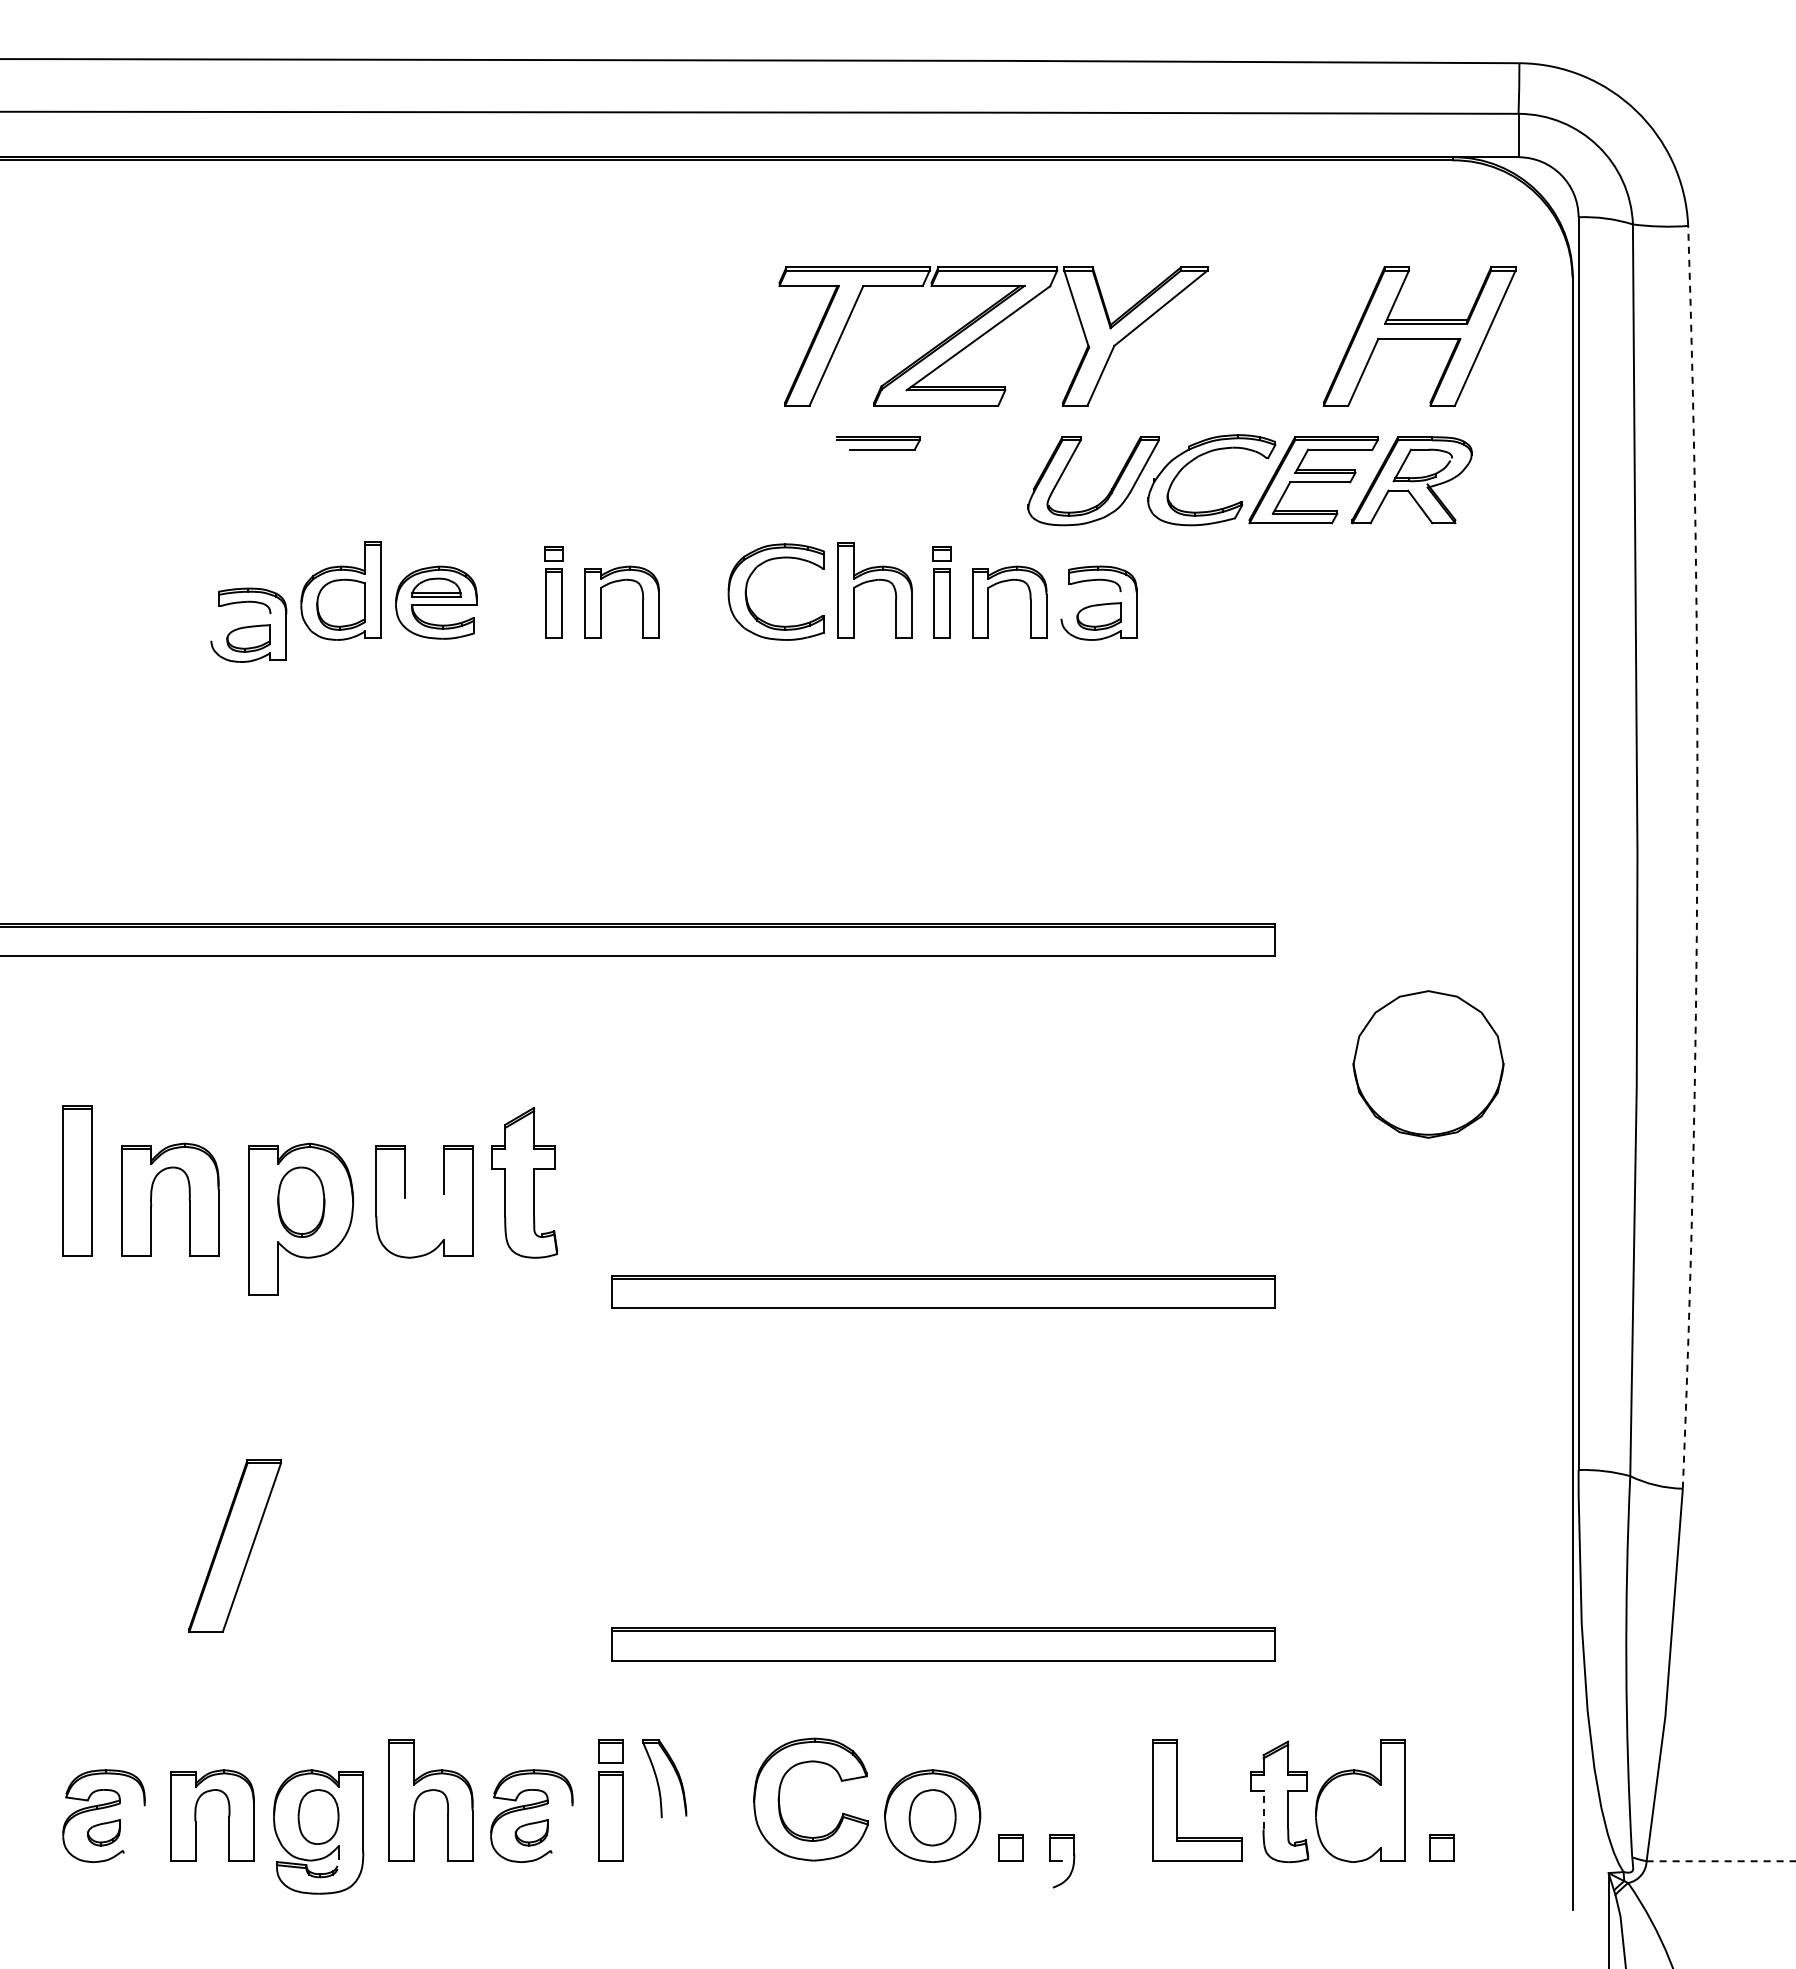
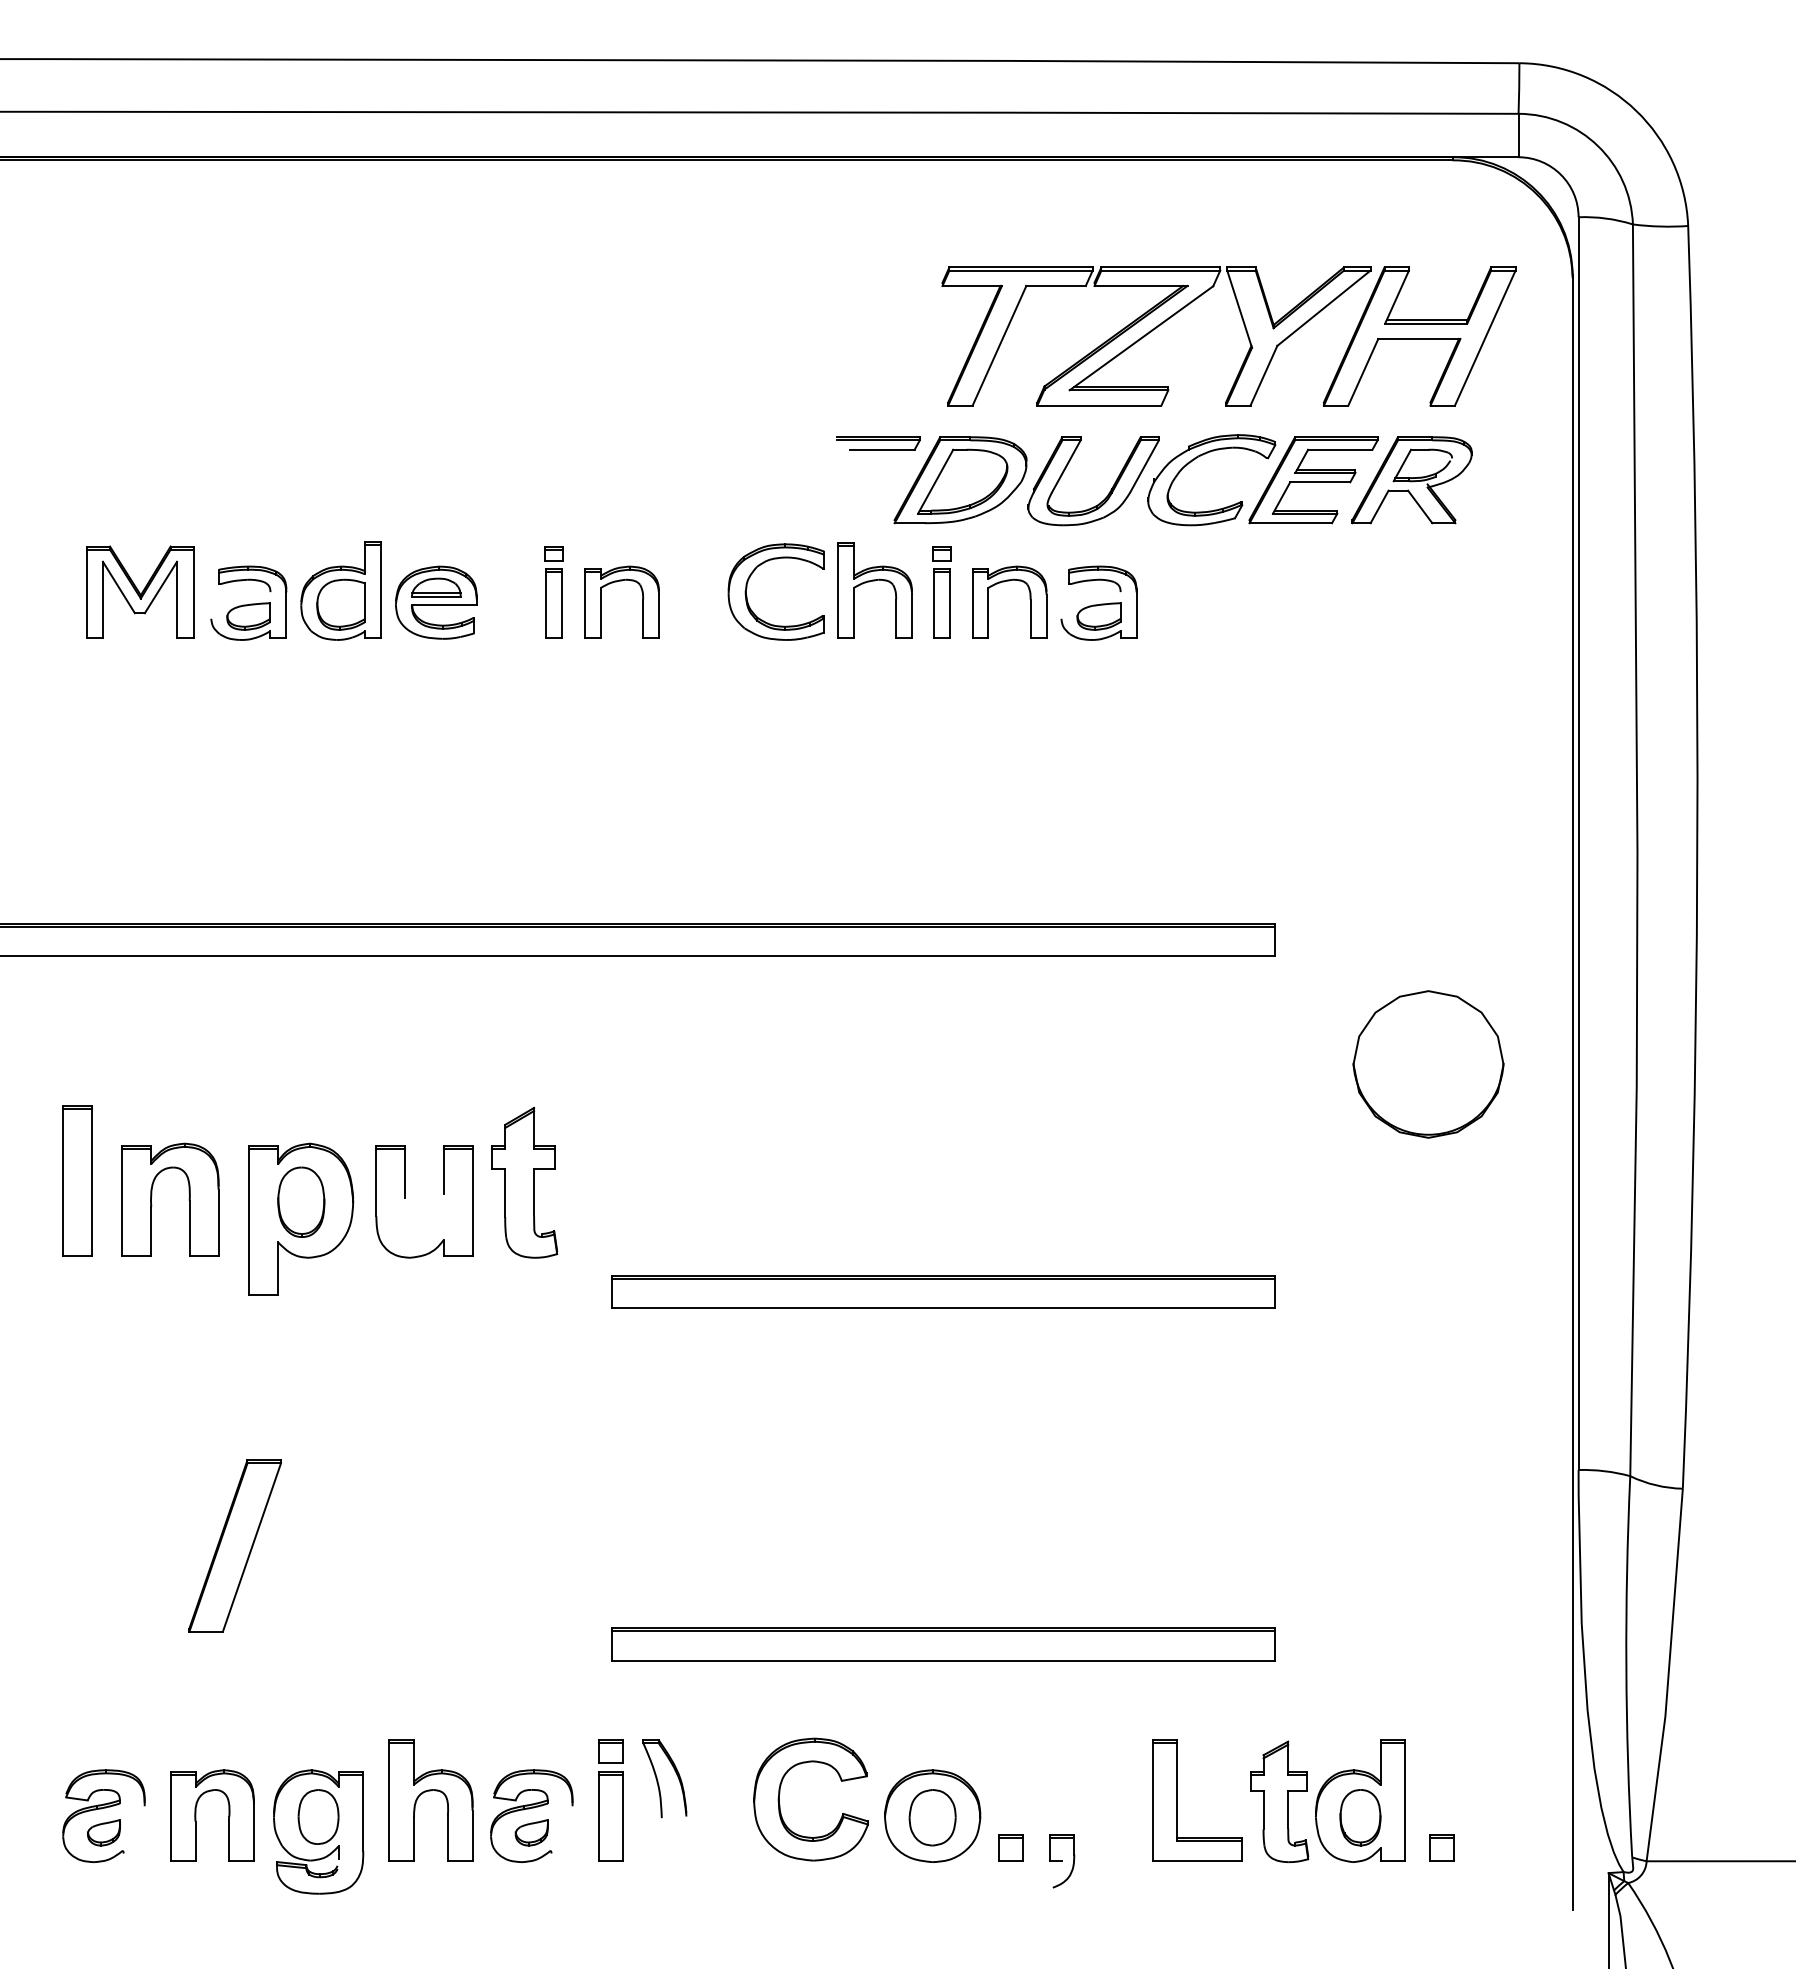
part position: (989, 331) -> (1152, 331) (1152, 331)
part: none -> present (960, 480)
part: none -> present (140, 591)
part position: (248, 624) -> (248, 602) (248, 602)
arc: dashed -> solid (1697, 857)
line: dashed -> solid (1263, 1809)
part: none -> present (1360, 1817)
line: dashed -> solid (1721, 1861)
